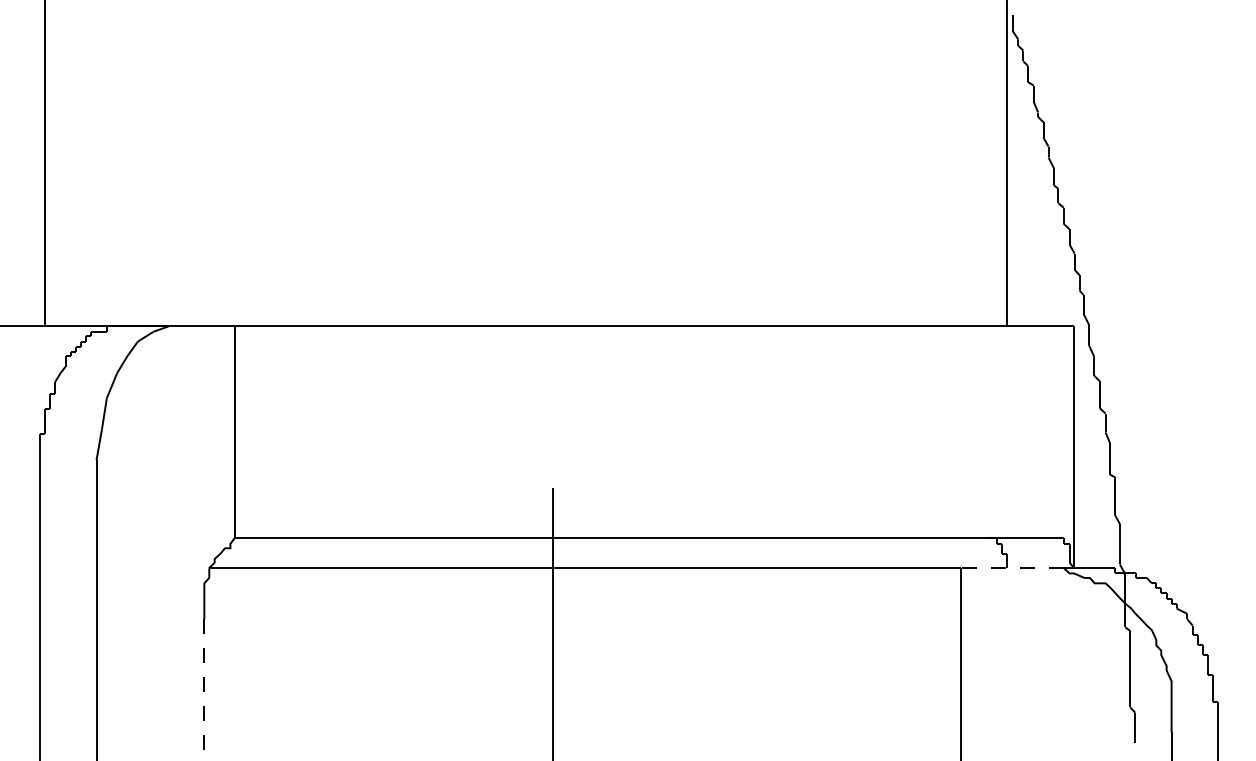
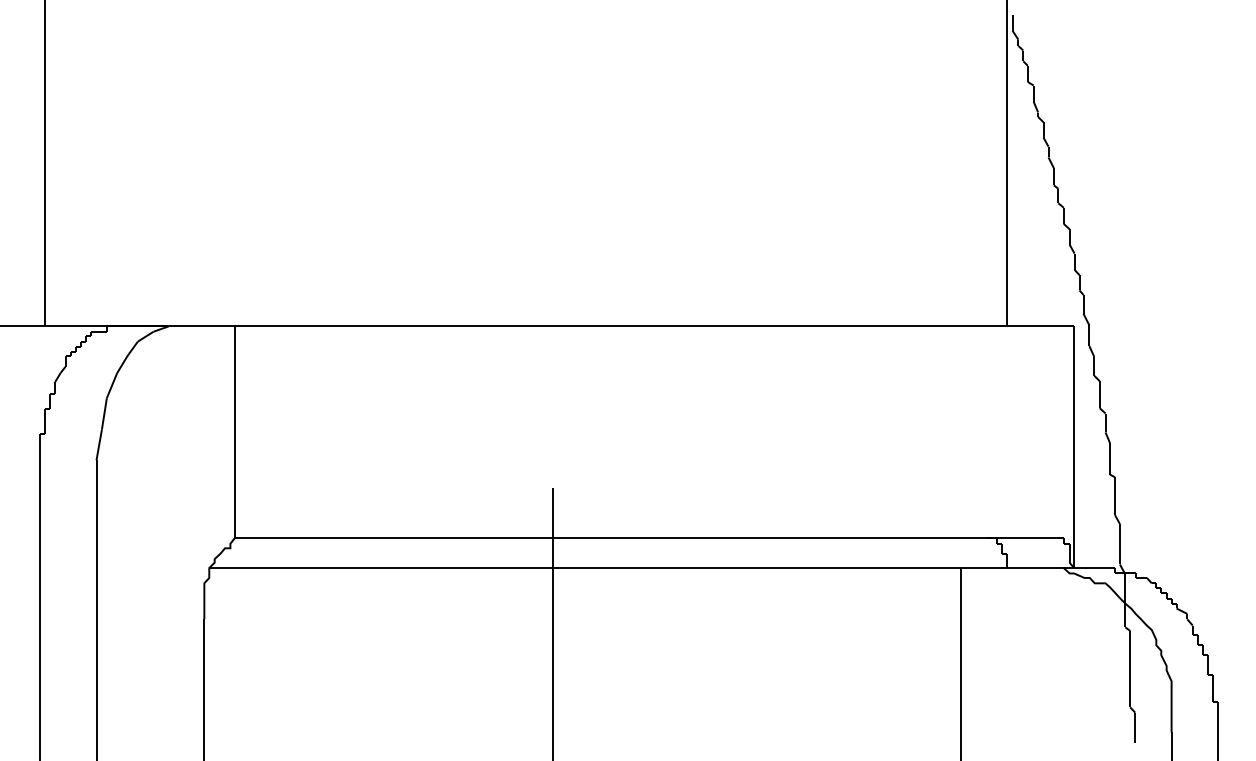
line: dashed -> solid (1012, 568)
line: dashed -> solid (204, 690)
